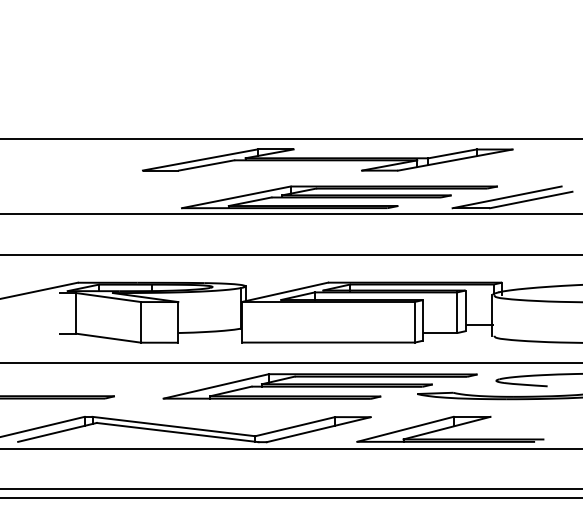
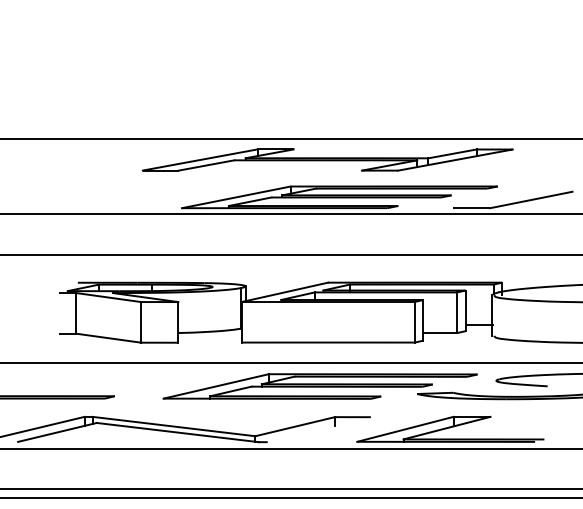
line: present -> none (506, 197)
line: present -> none (39, 290)
line: present -> none (318, 429)
